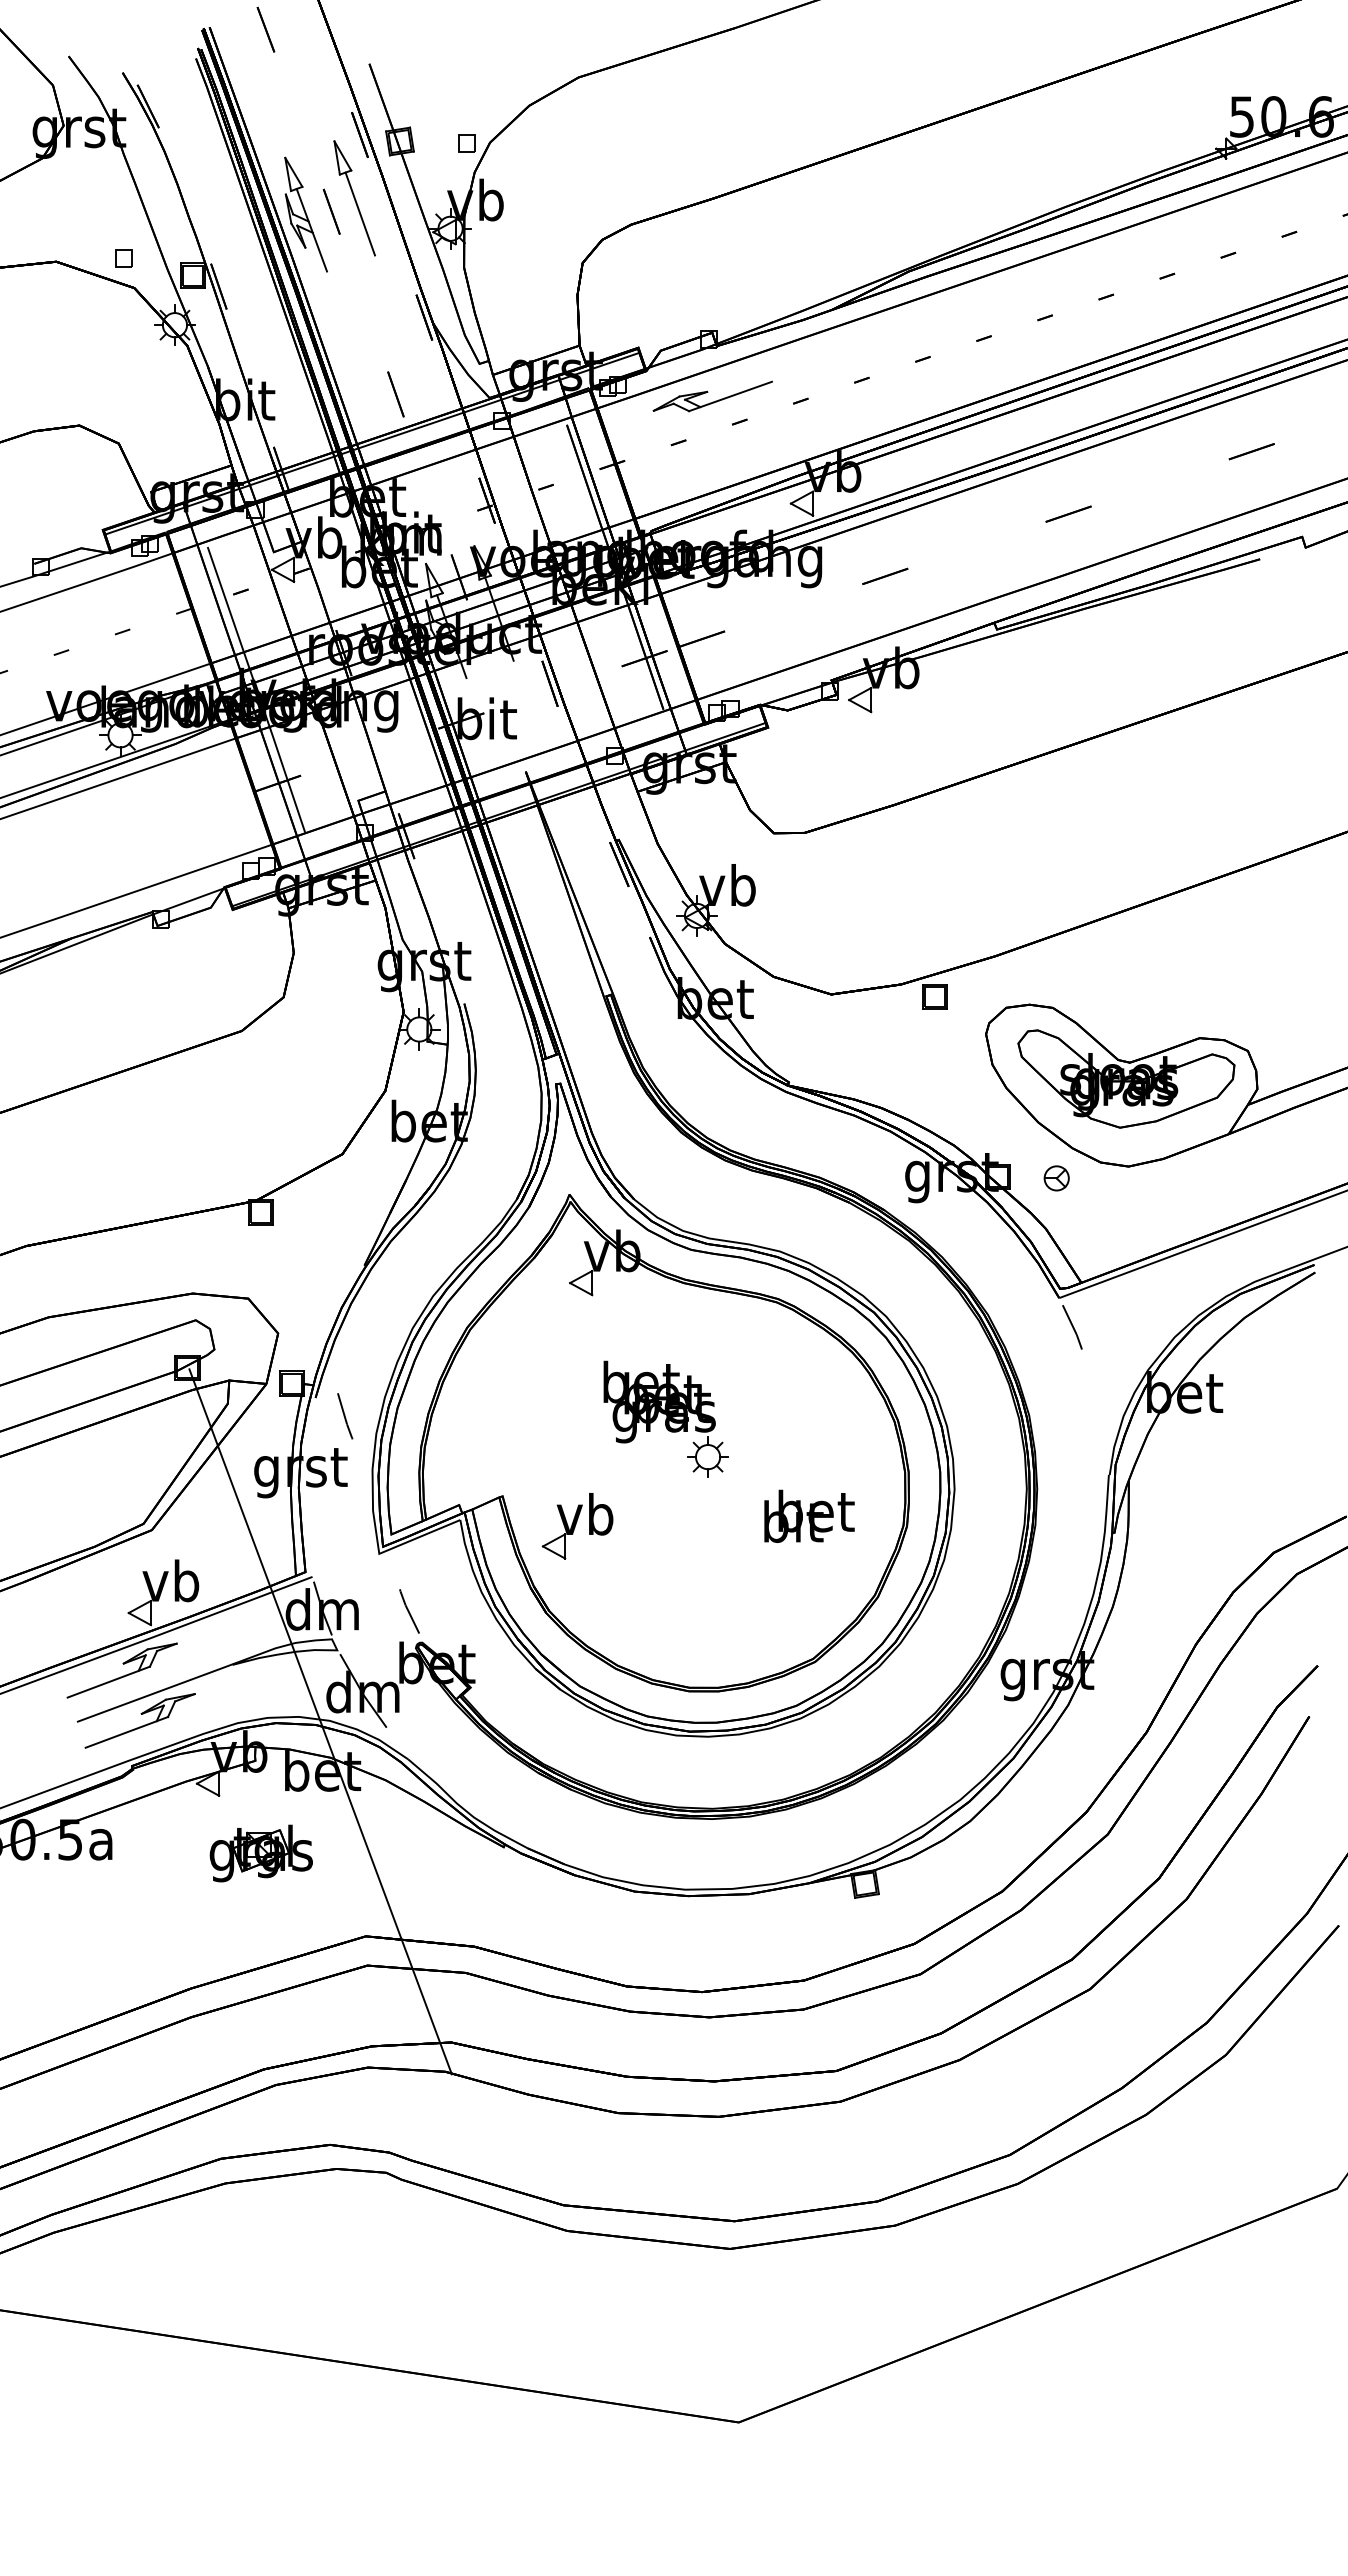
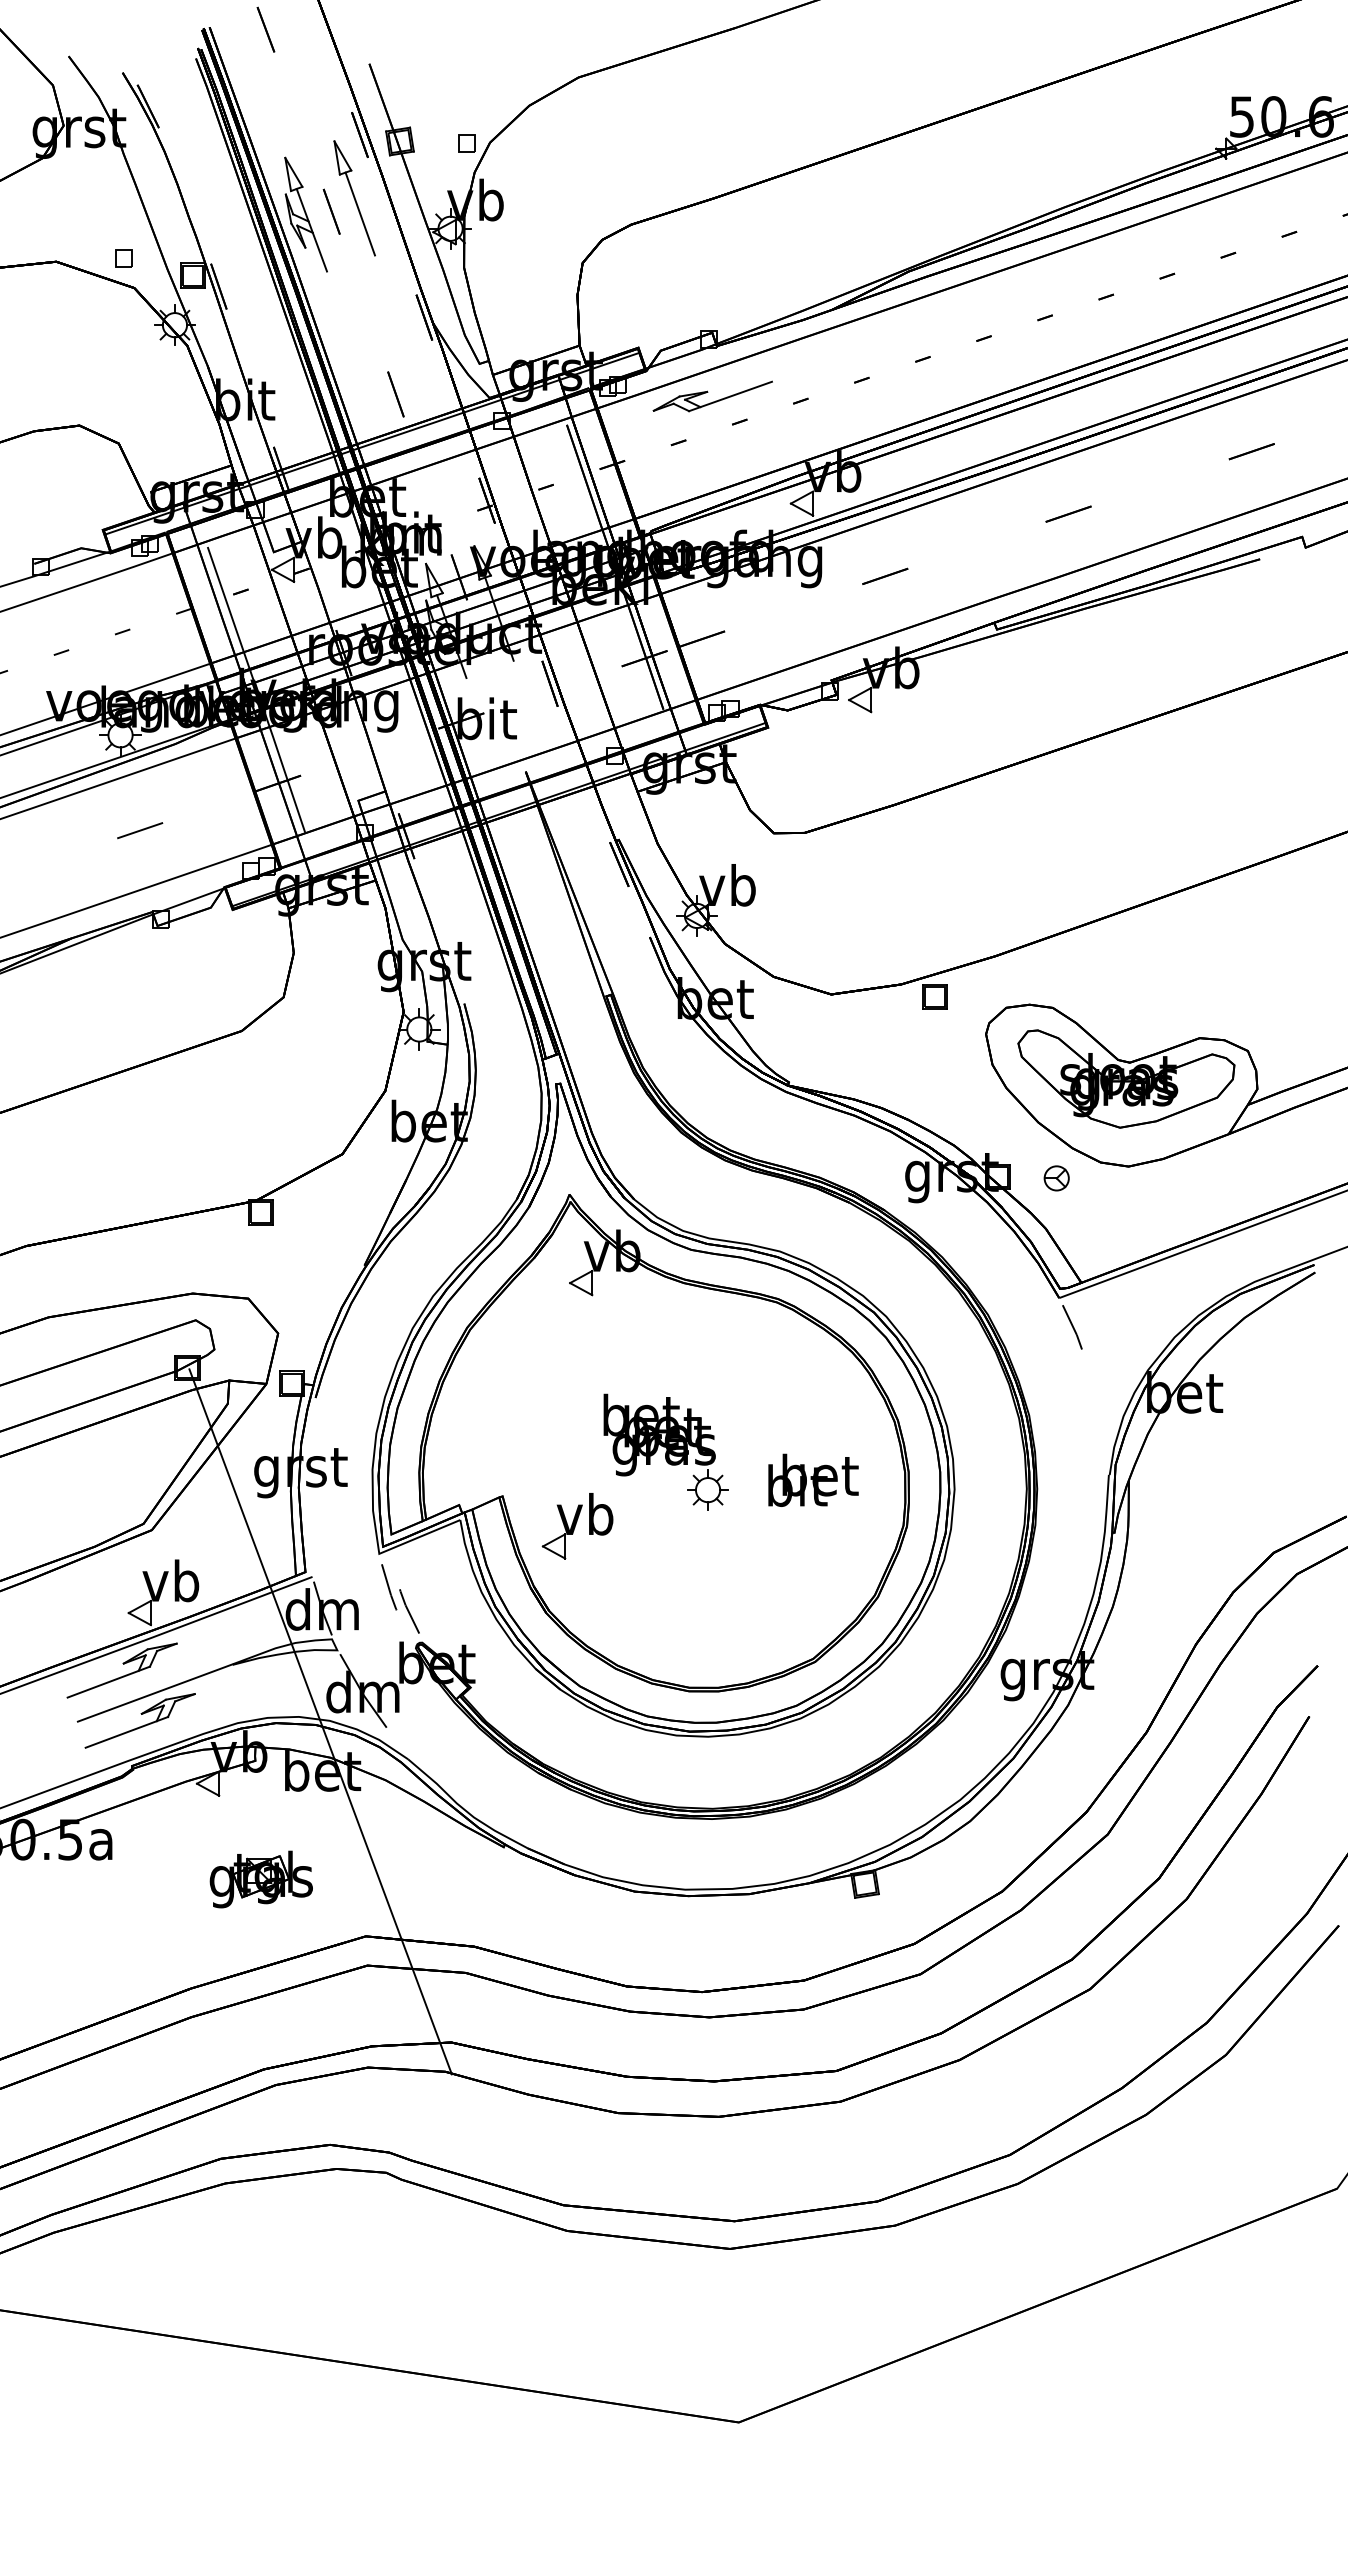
line: none -> present (140, 830)
line position: (345, 1416) -> (389, 1587) (389, 1587)
part position: (665, 1418) -> (665, 1451) (665, 1451)
text position: (809, 1515) -> (813, 1479) (813, 1479)
part position: (260, 1853) -> (260, 1879) (260, 1879)
